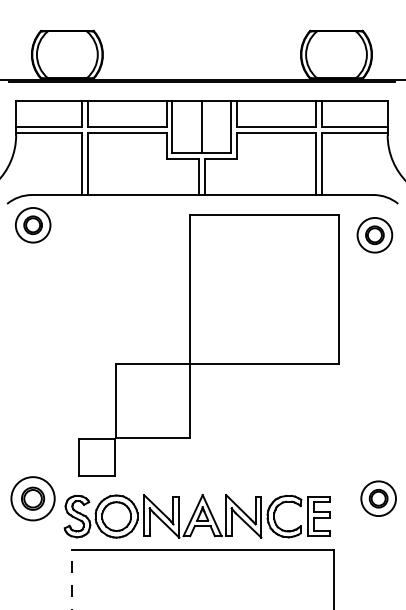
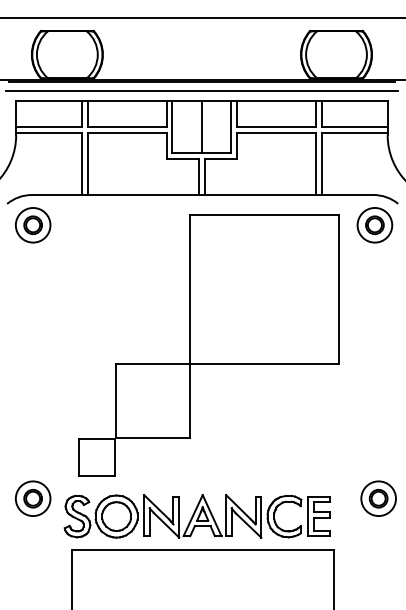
line: none -> present (202, 18)
line: none -> present (201, 91)
part position: (374, 235) -> (374, 225) (374, 225)
part size: 46x46 px -> 37x37 px (33, 498)
line: dashed -> solid (71, 579)
